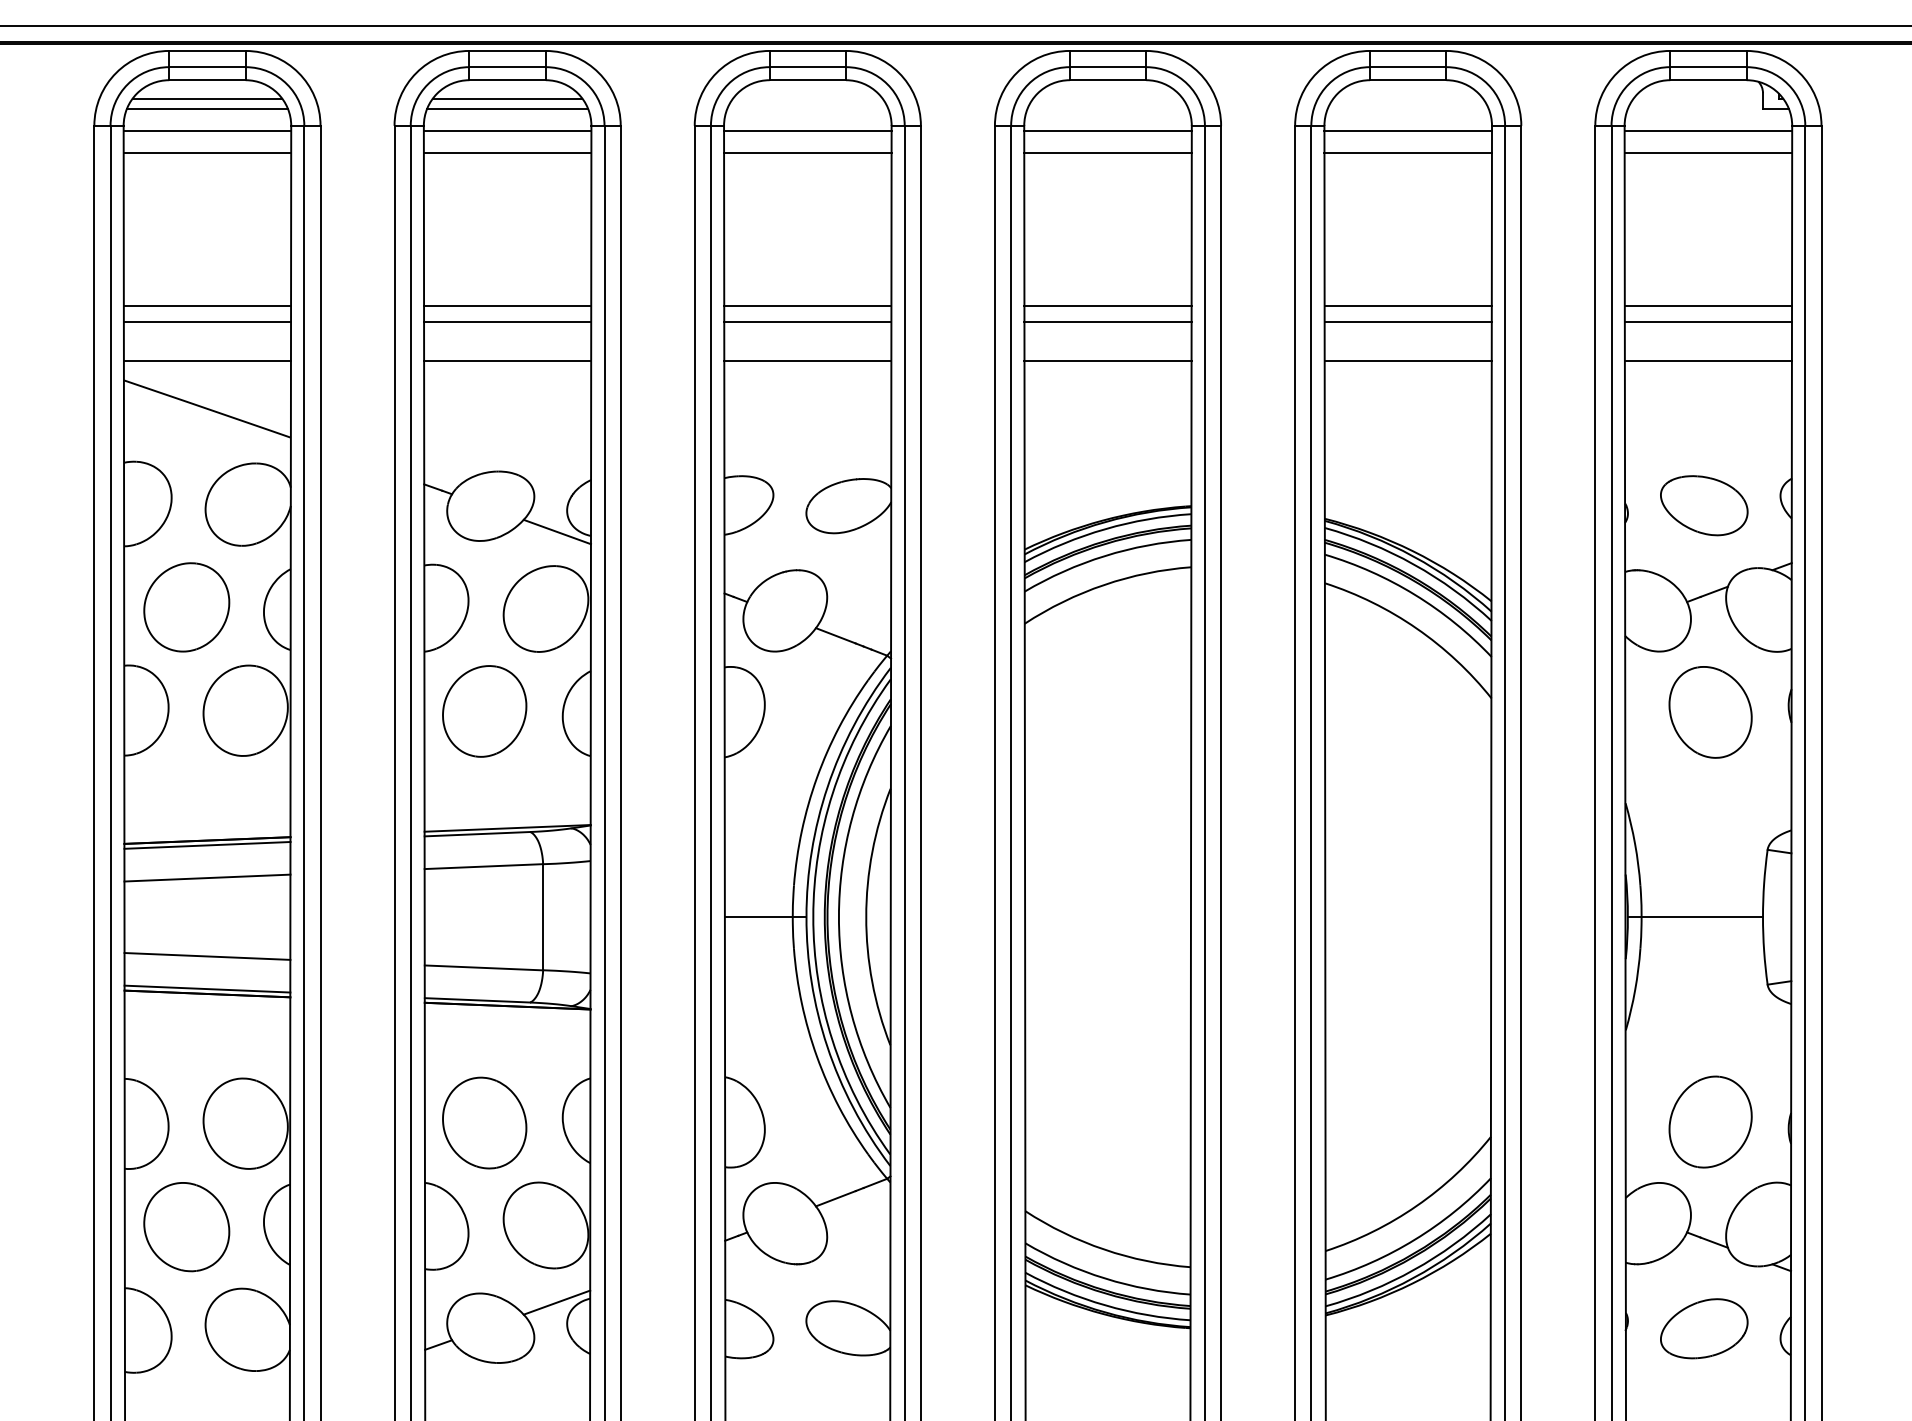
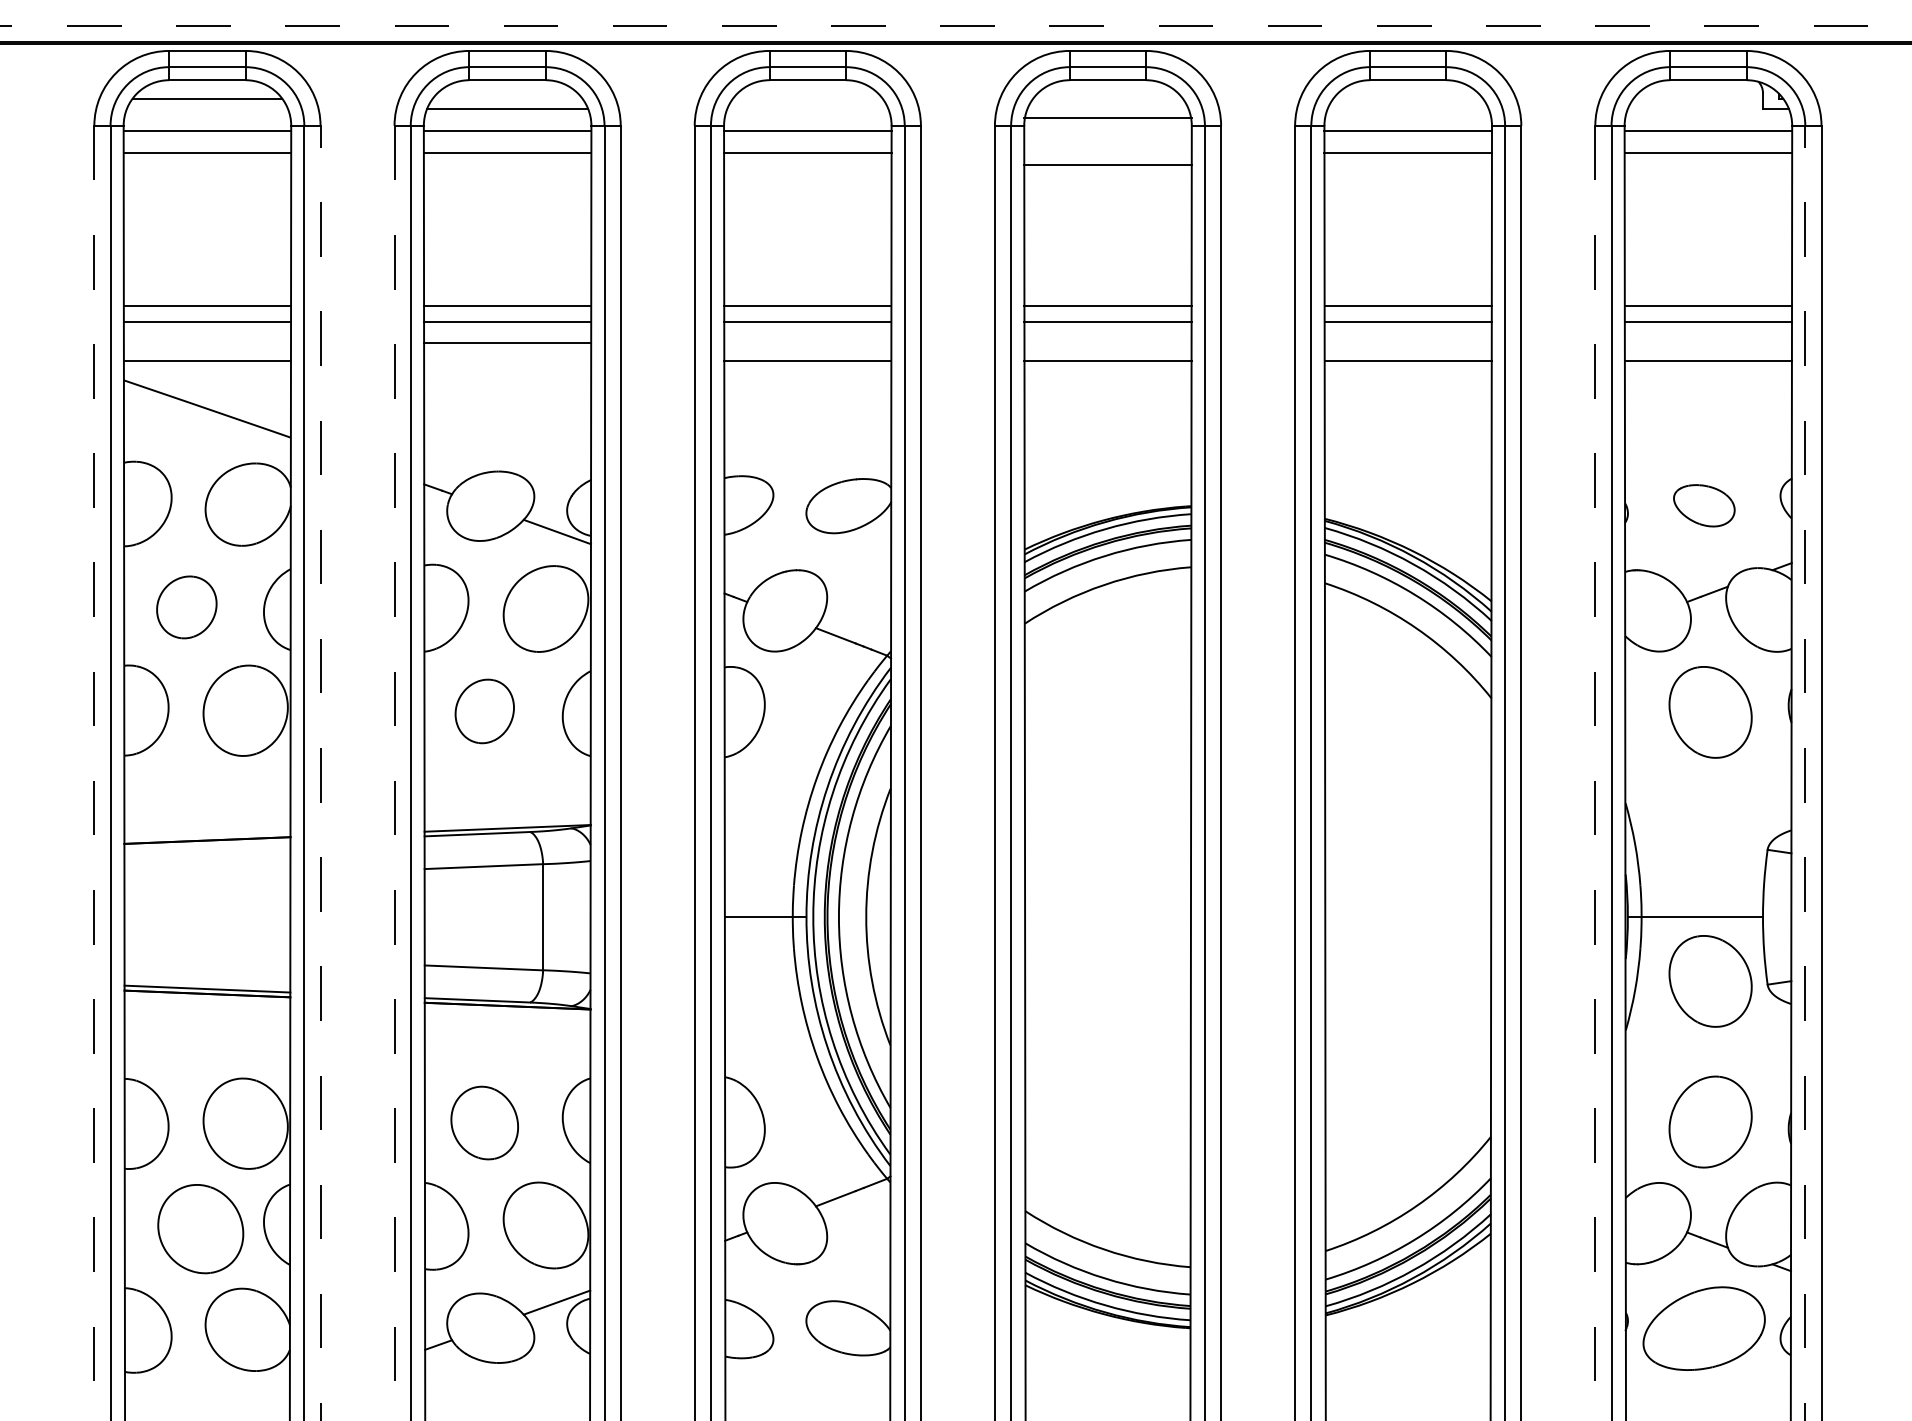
line: solid -> dashed (955, 26)
line: present -> none (507, 98)
line: present -> none (207, 109)
line position: (1107, 131) -> (1107, 118) (1107, 118)
line position: (1107, 153) -> (1107, 165) (1107, 165)
line position: (507, 360) -> (507, 342) (507, 342)
part size: 89x62 px -> 63x44 px (1704, 505)
part size: 88x91 px -> 62x65 px (186, 607)
part size: 86x93 px -> 61x67 px (484, 711)
line: solid -> dashed (320, 772)
line: solid -> dashed (1805, 772)
line: solid -> dashed (94, 773)
line: solid -> dashed (394, 773)
line: solid -> dashed (1595, 773)
line: present -> none (207, 845)
line: present -> none (207, 877)
line: present -> none (207, 956)
part: none -> present (1710, 981)
part size: 86x94 px -> 69x76 px (484, 1122)
part position: (186, 1227) -> (200, 1229) (200, 1229)
part size: 89x62 px -> 124x85 px (1703, 1328)
